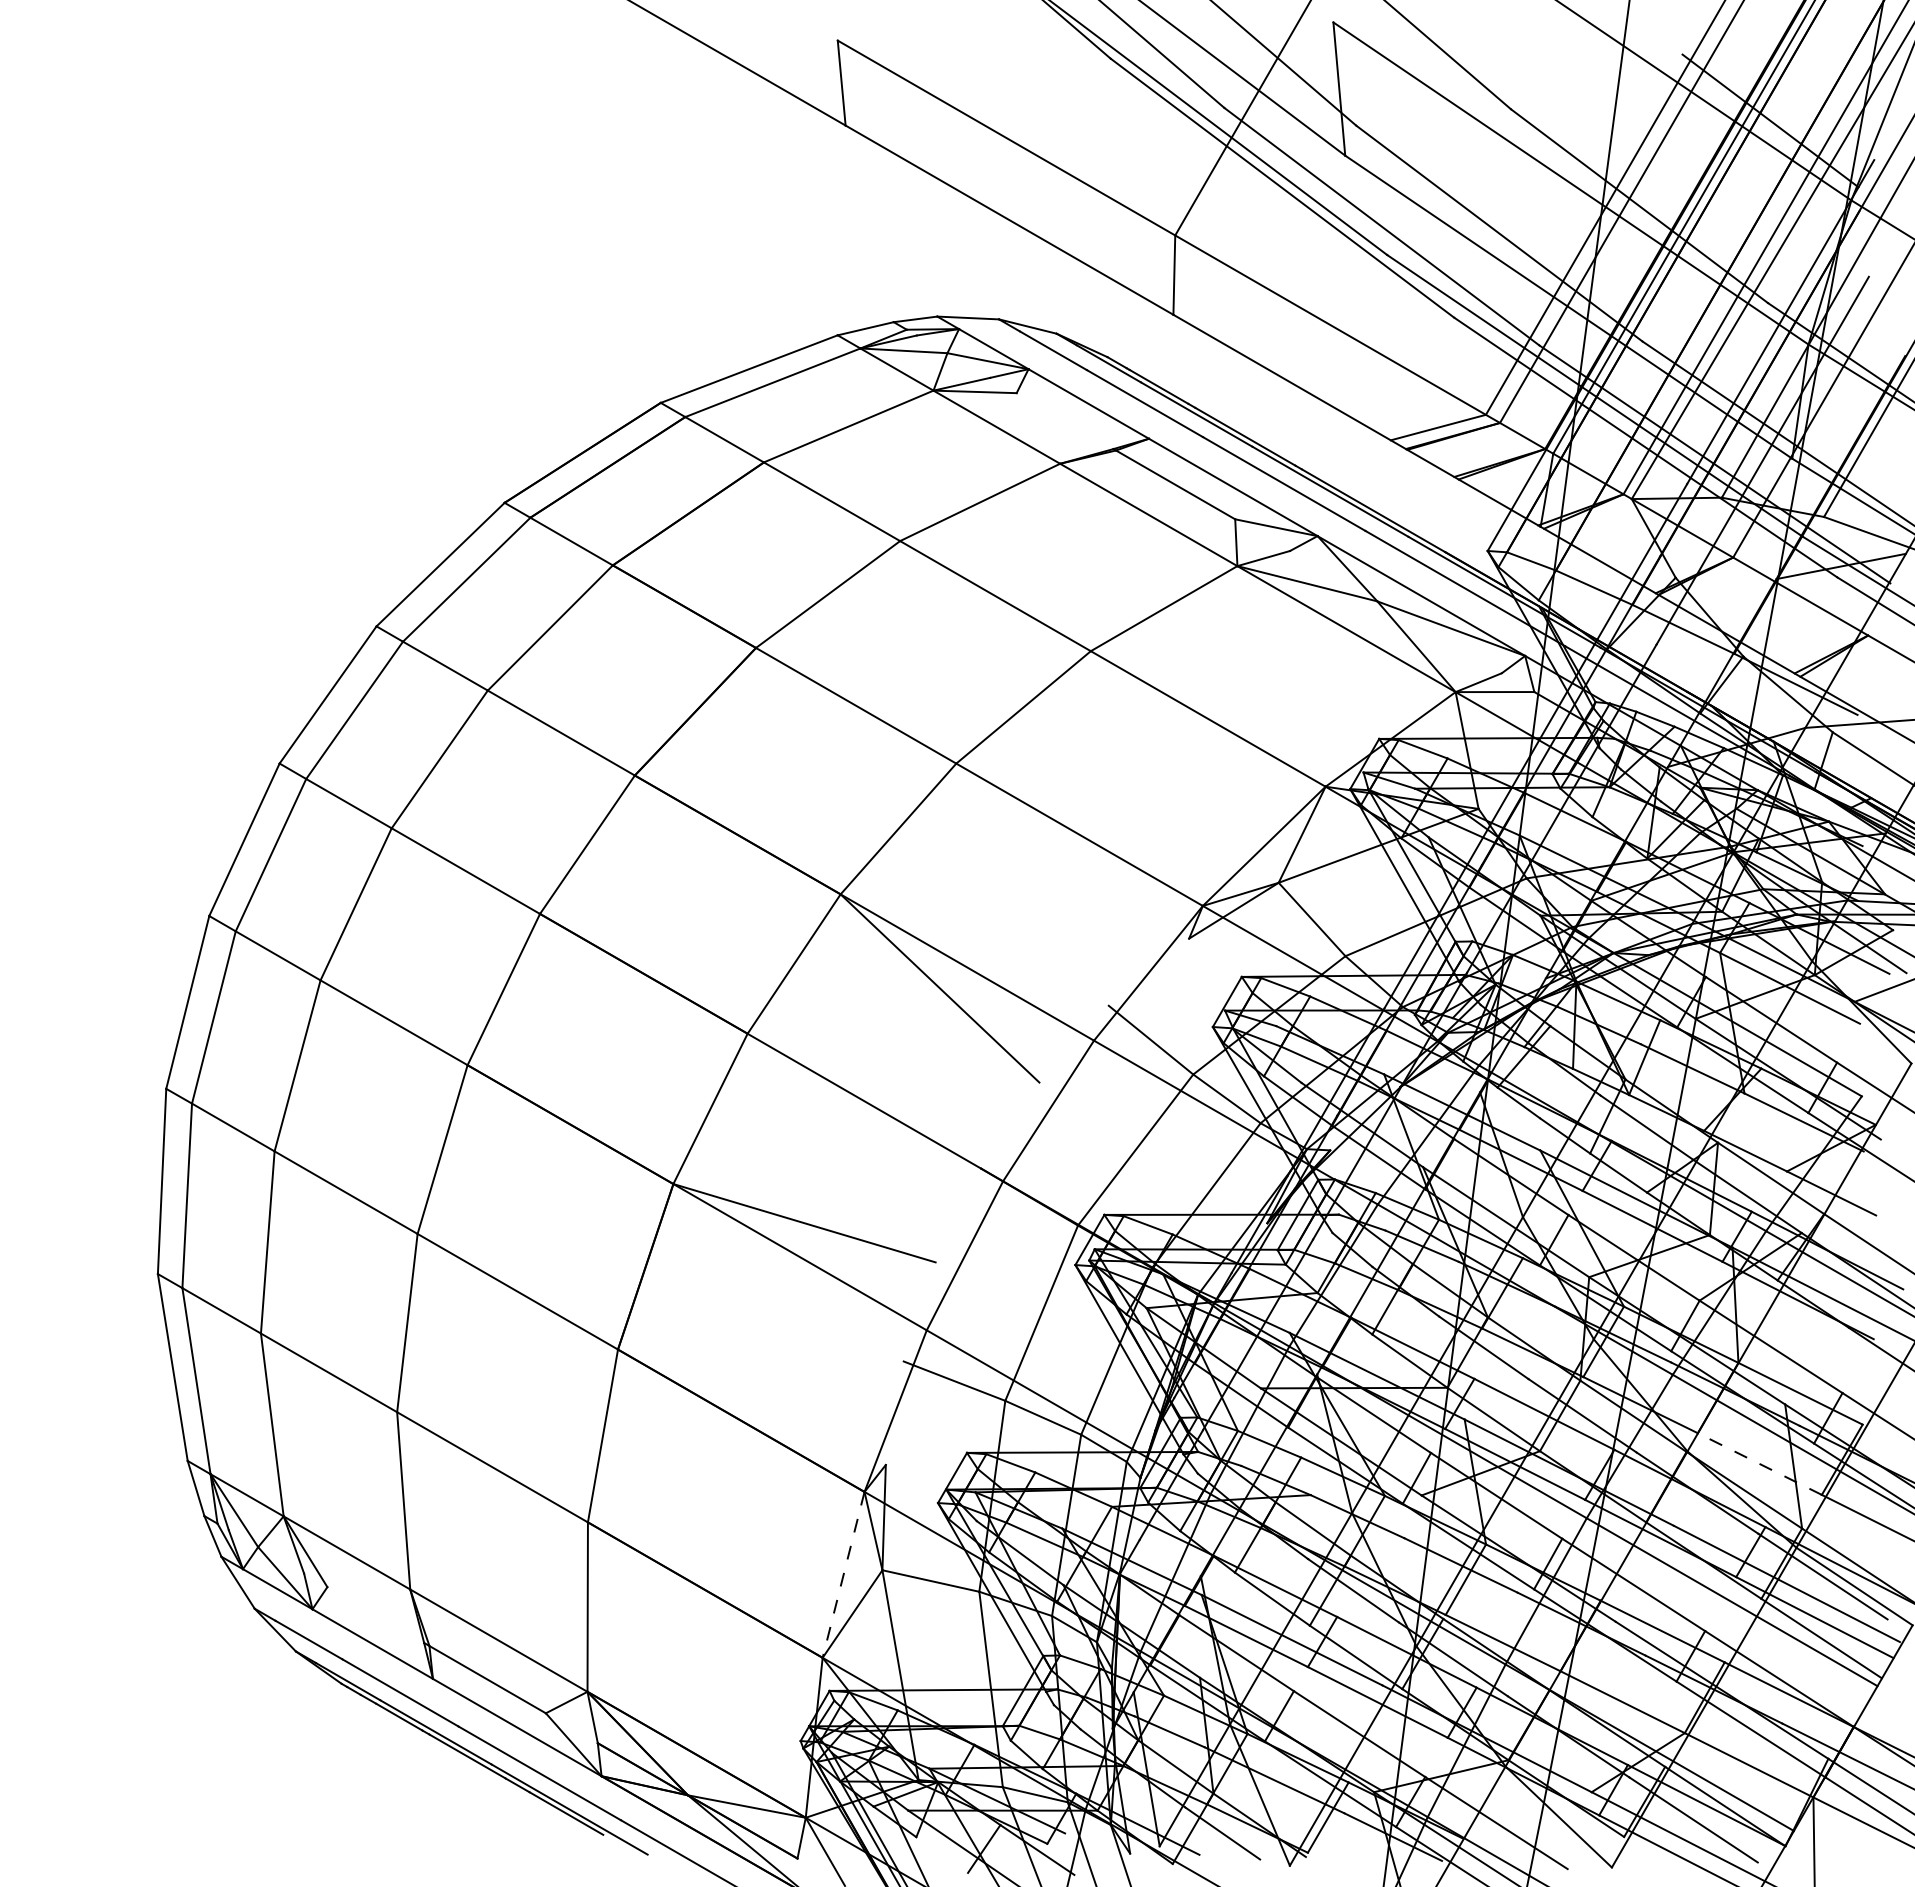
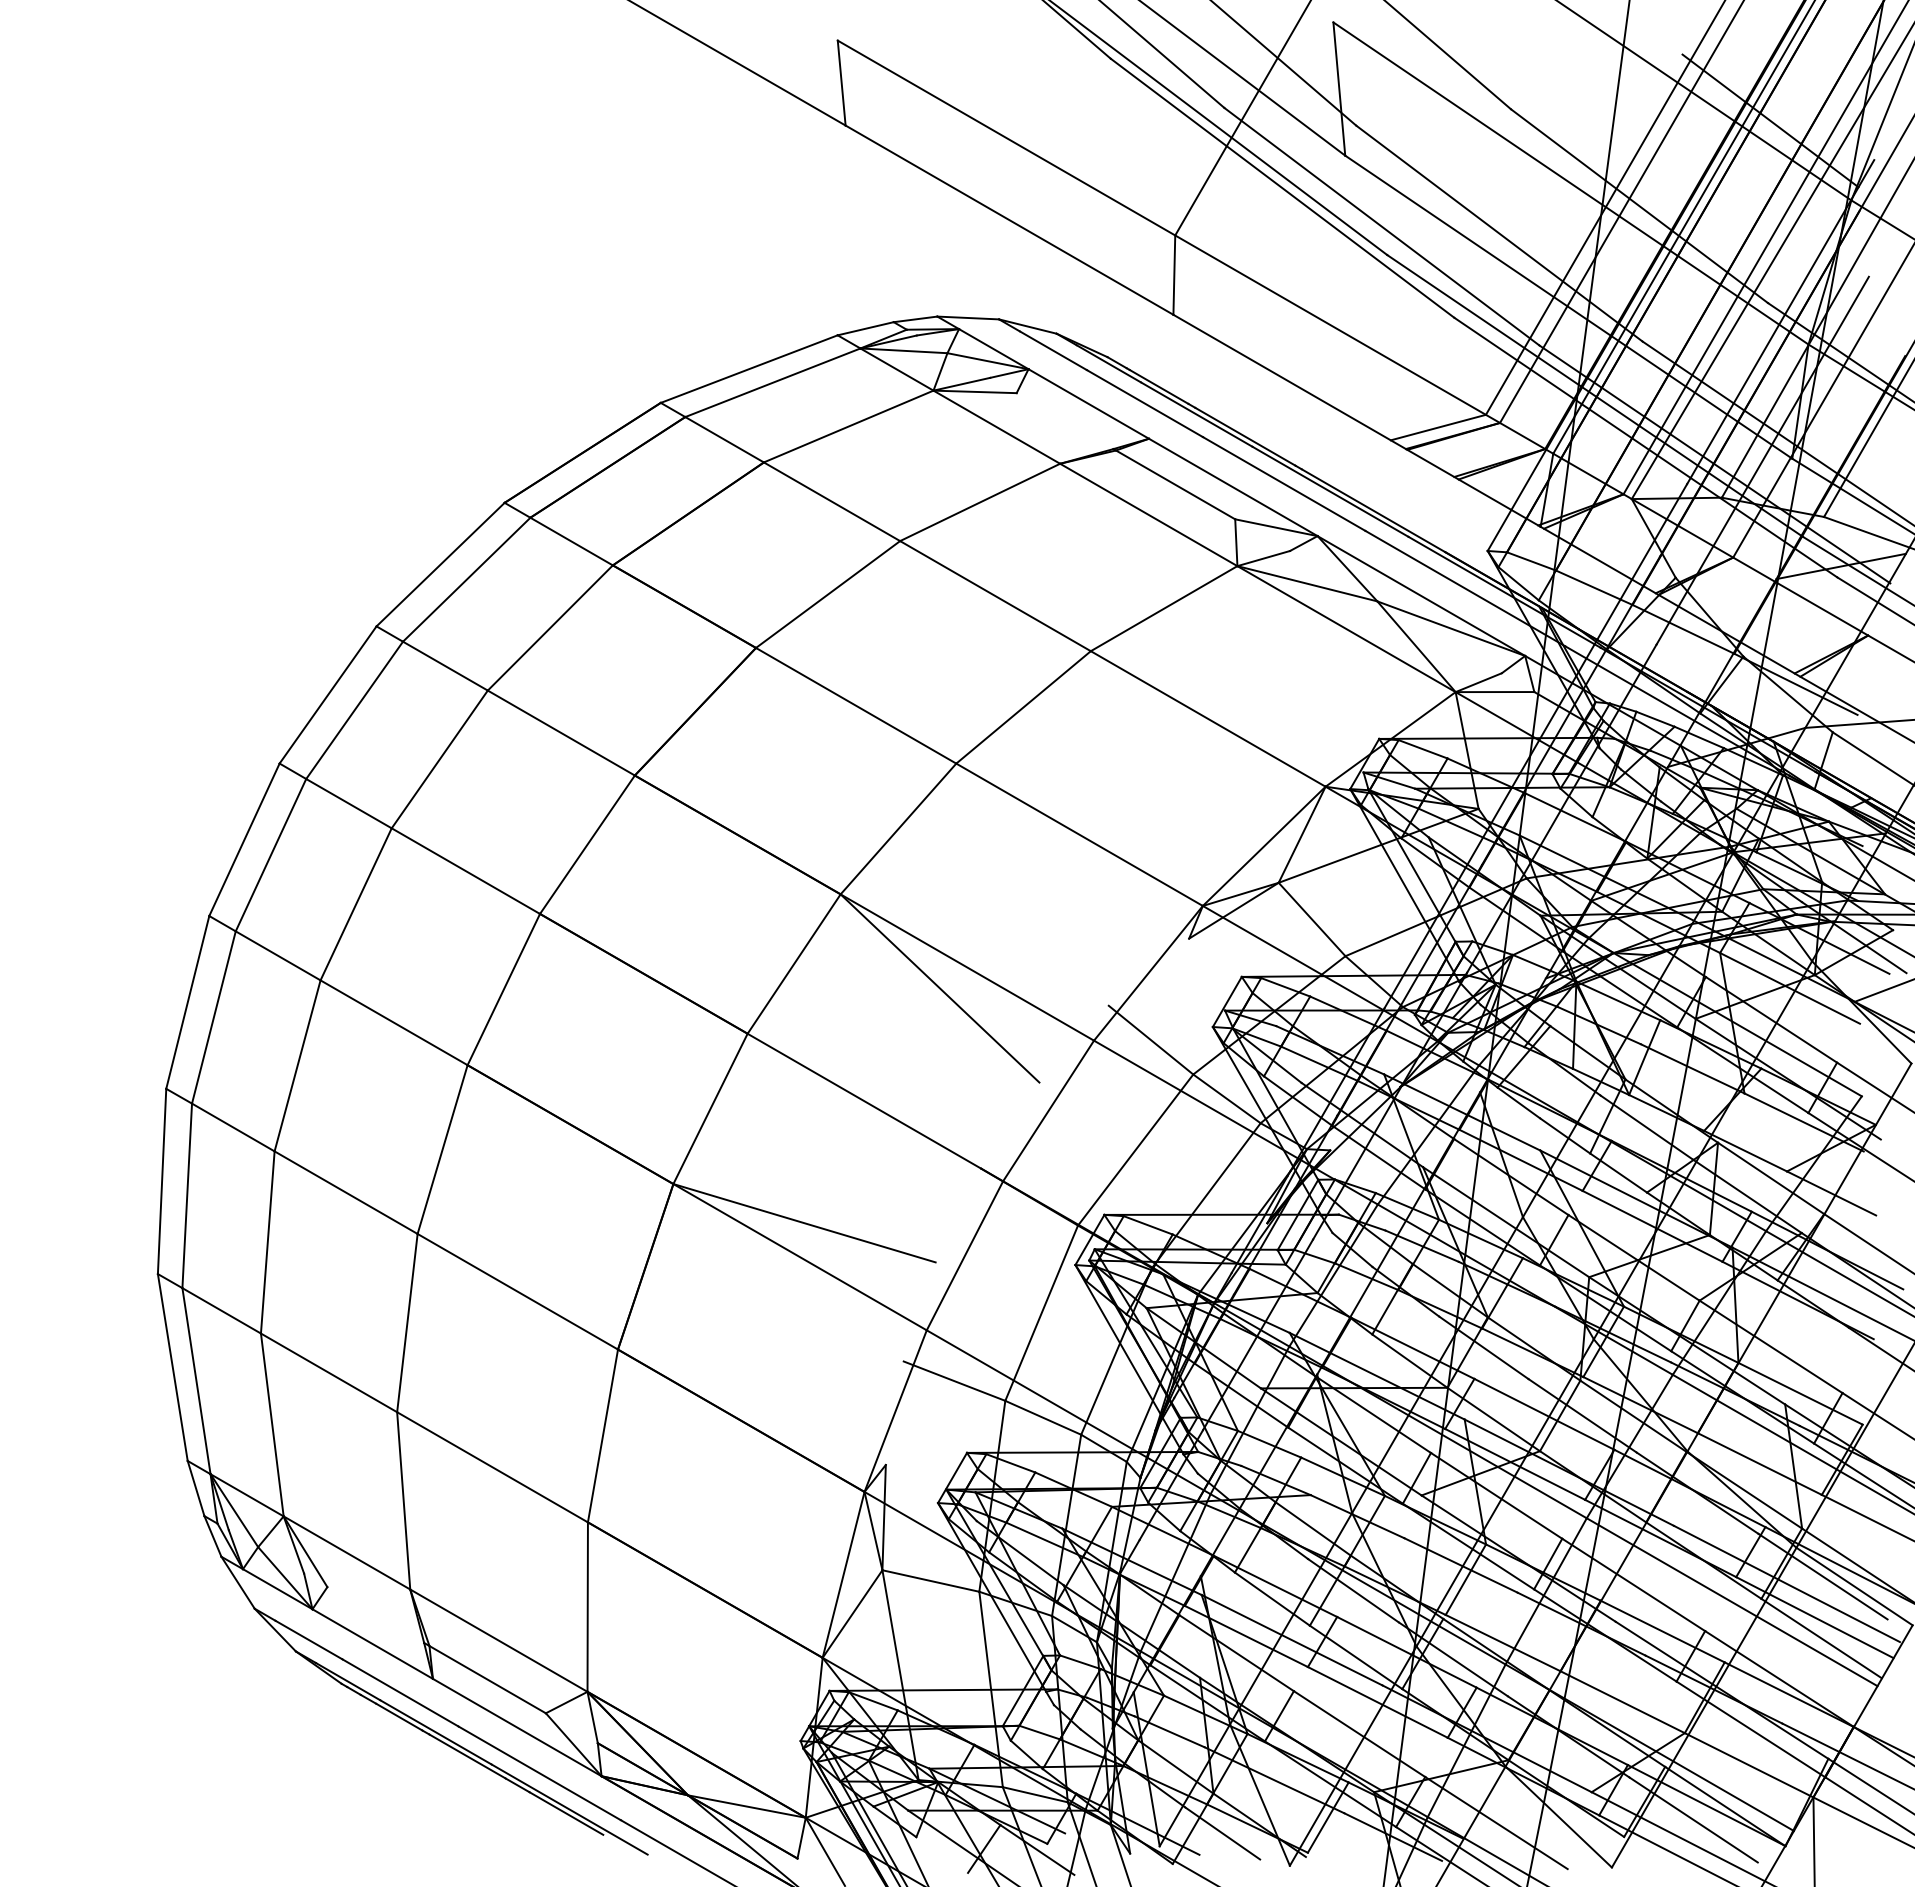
line: dashed -> solid (1759, 1463)
line: dashed -> solid (843, 1574)
